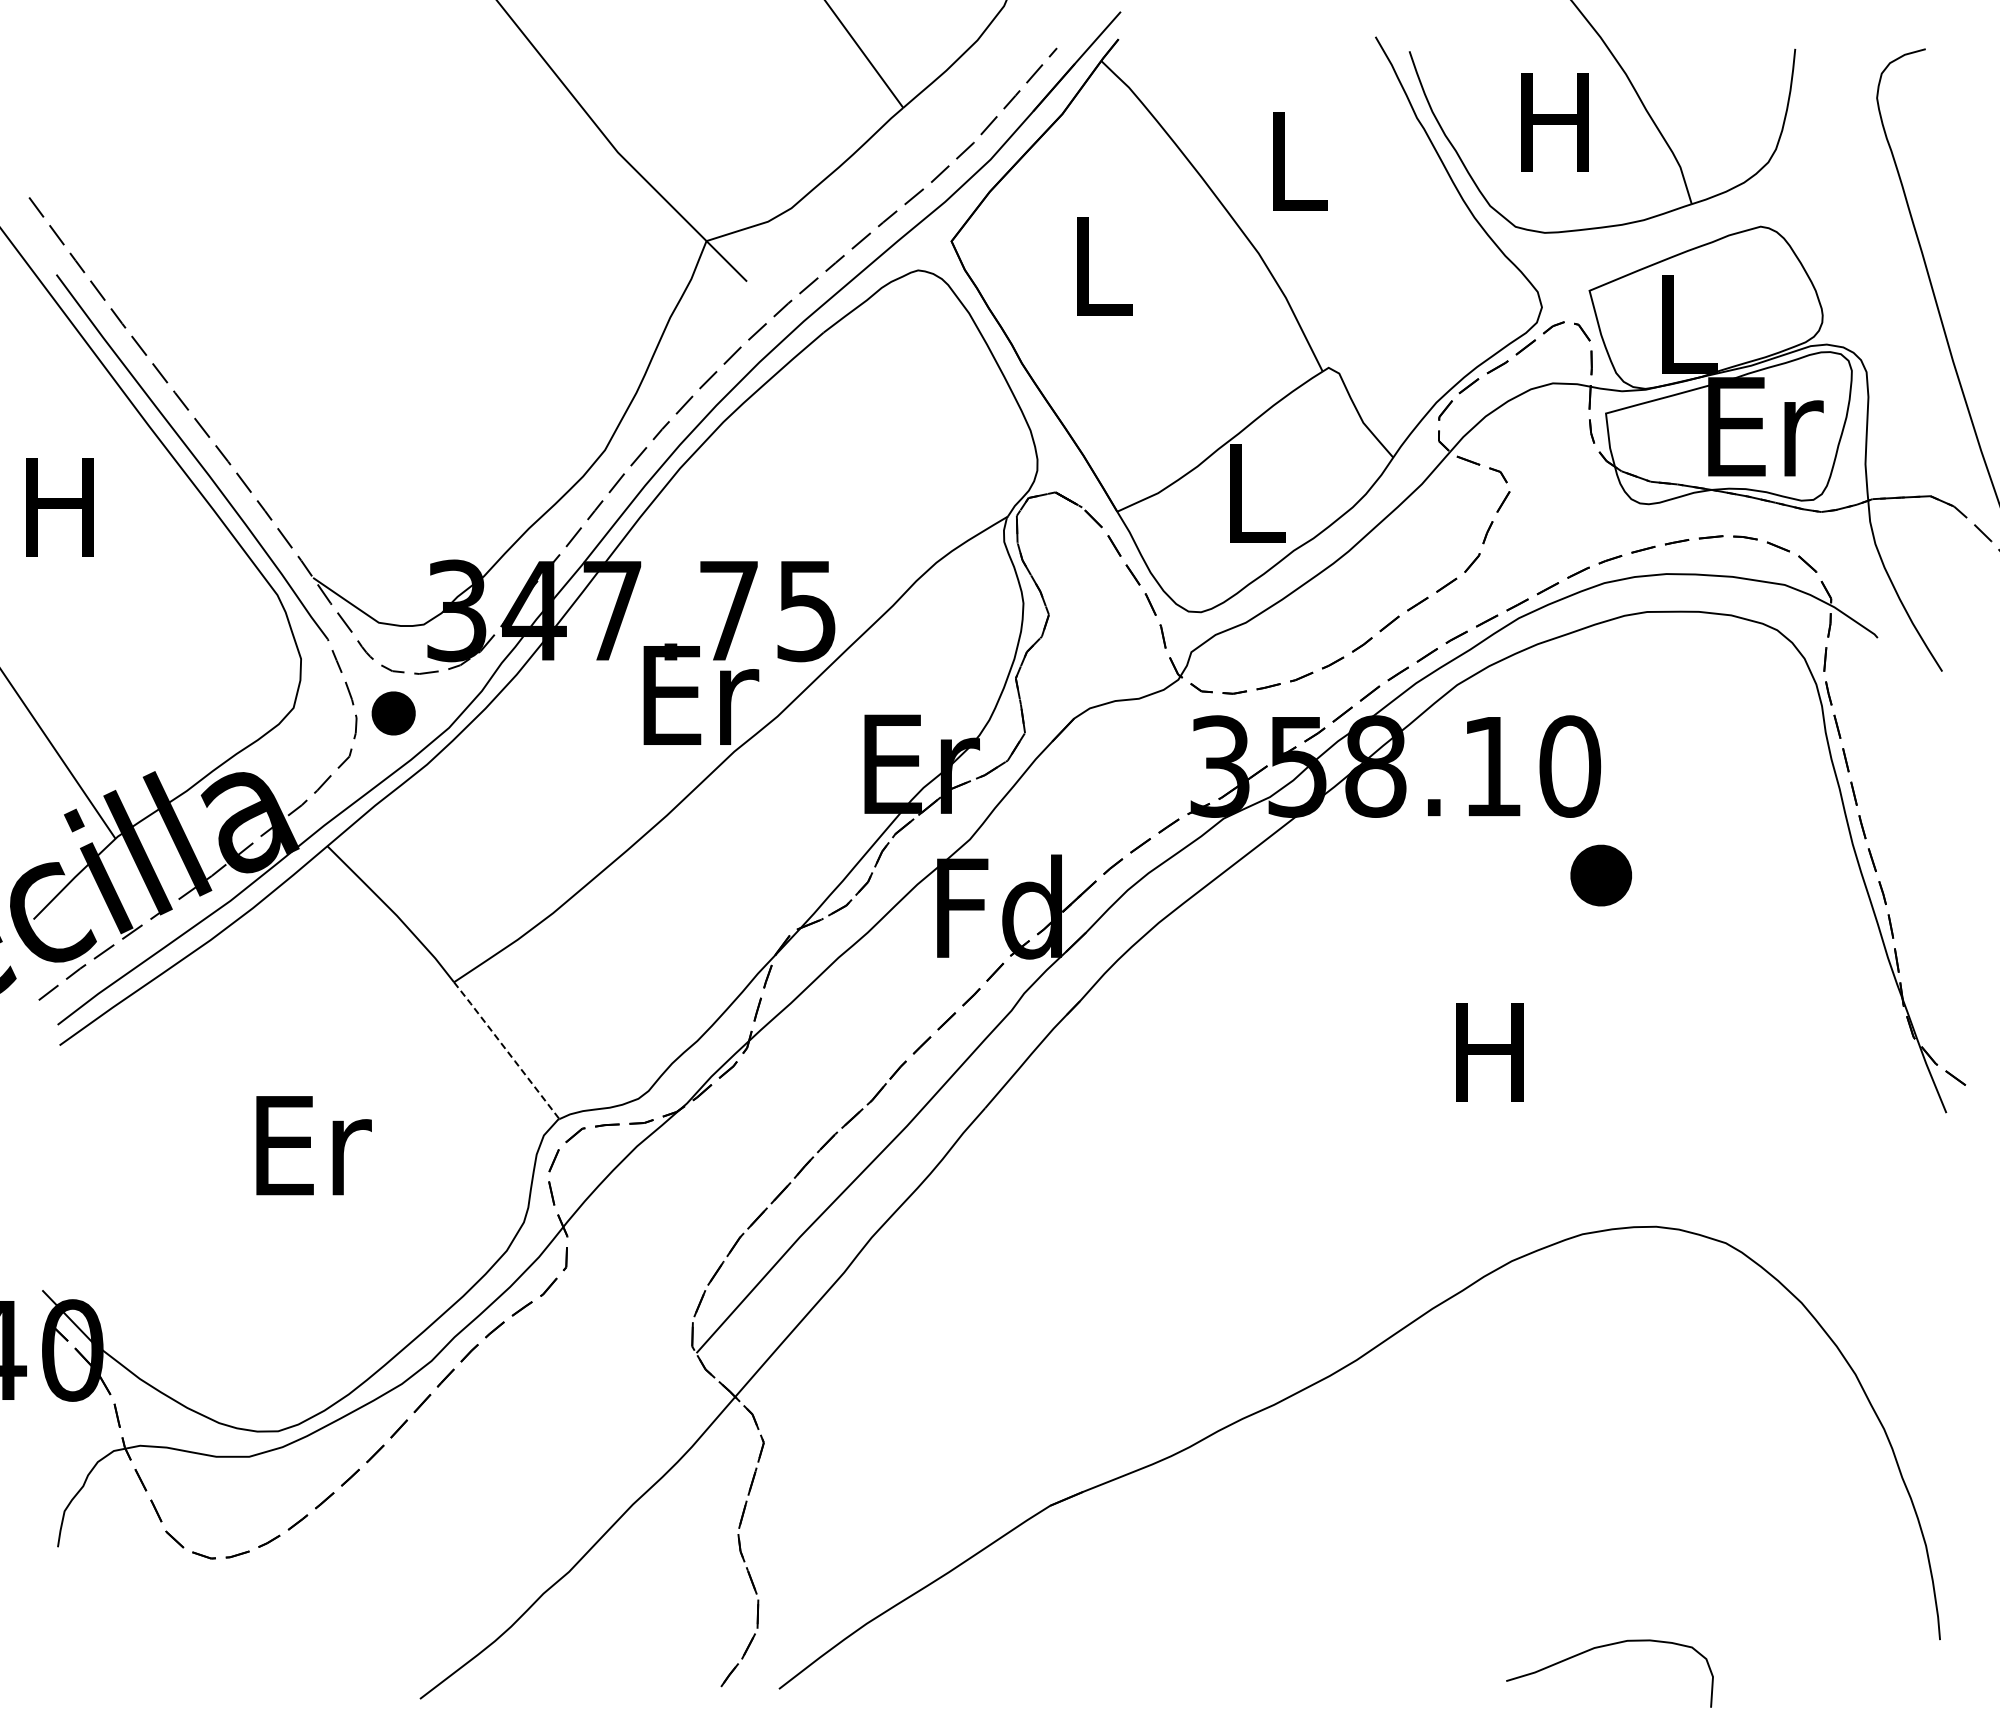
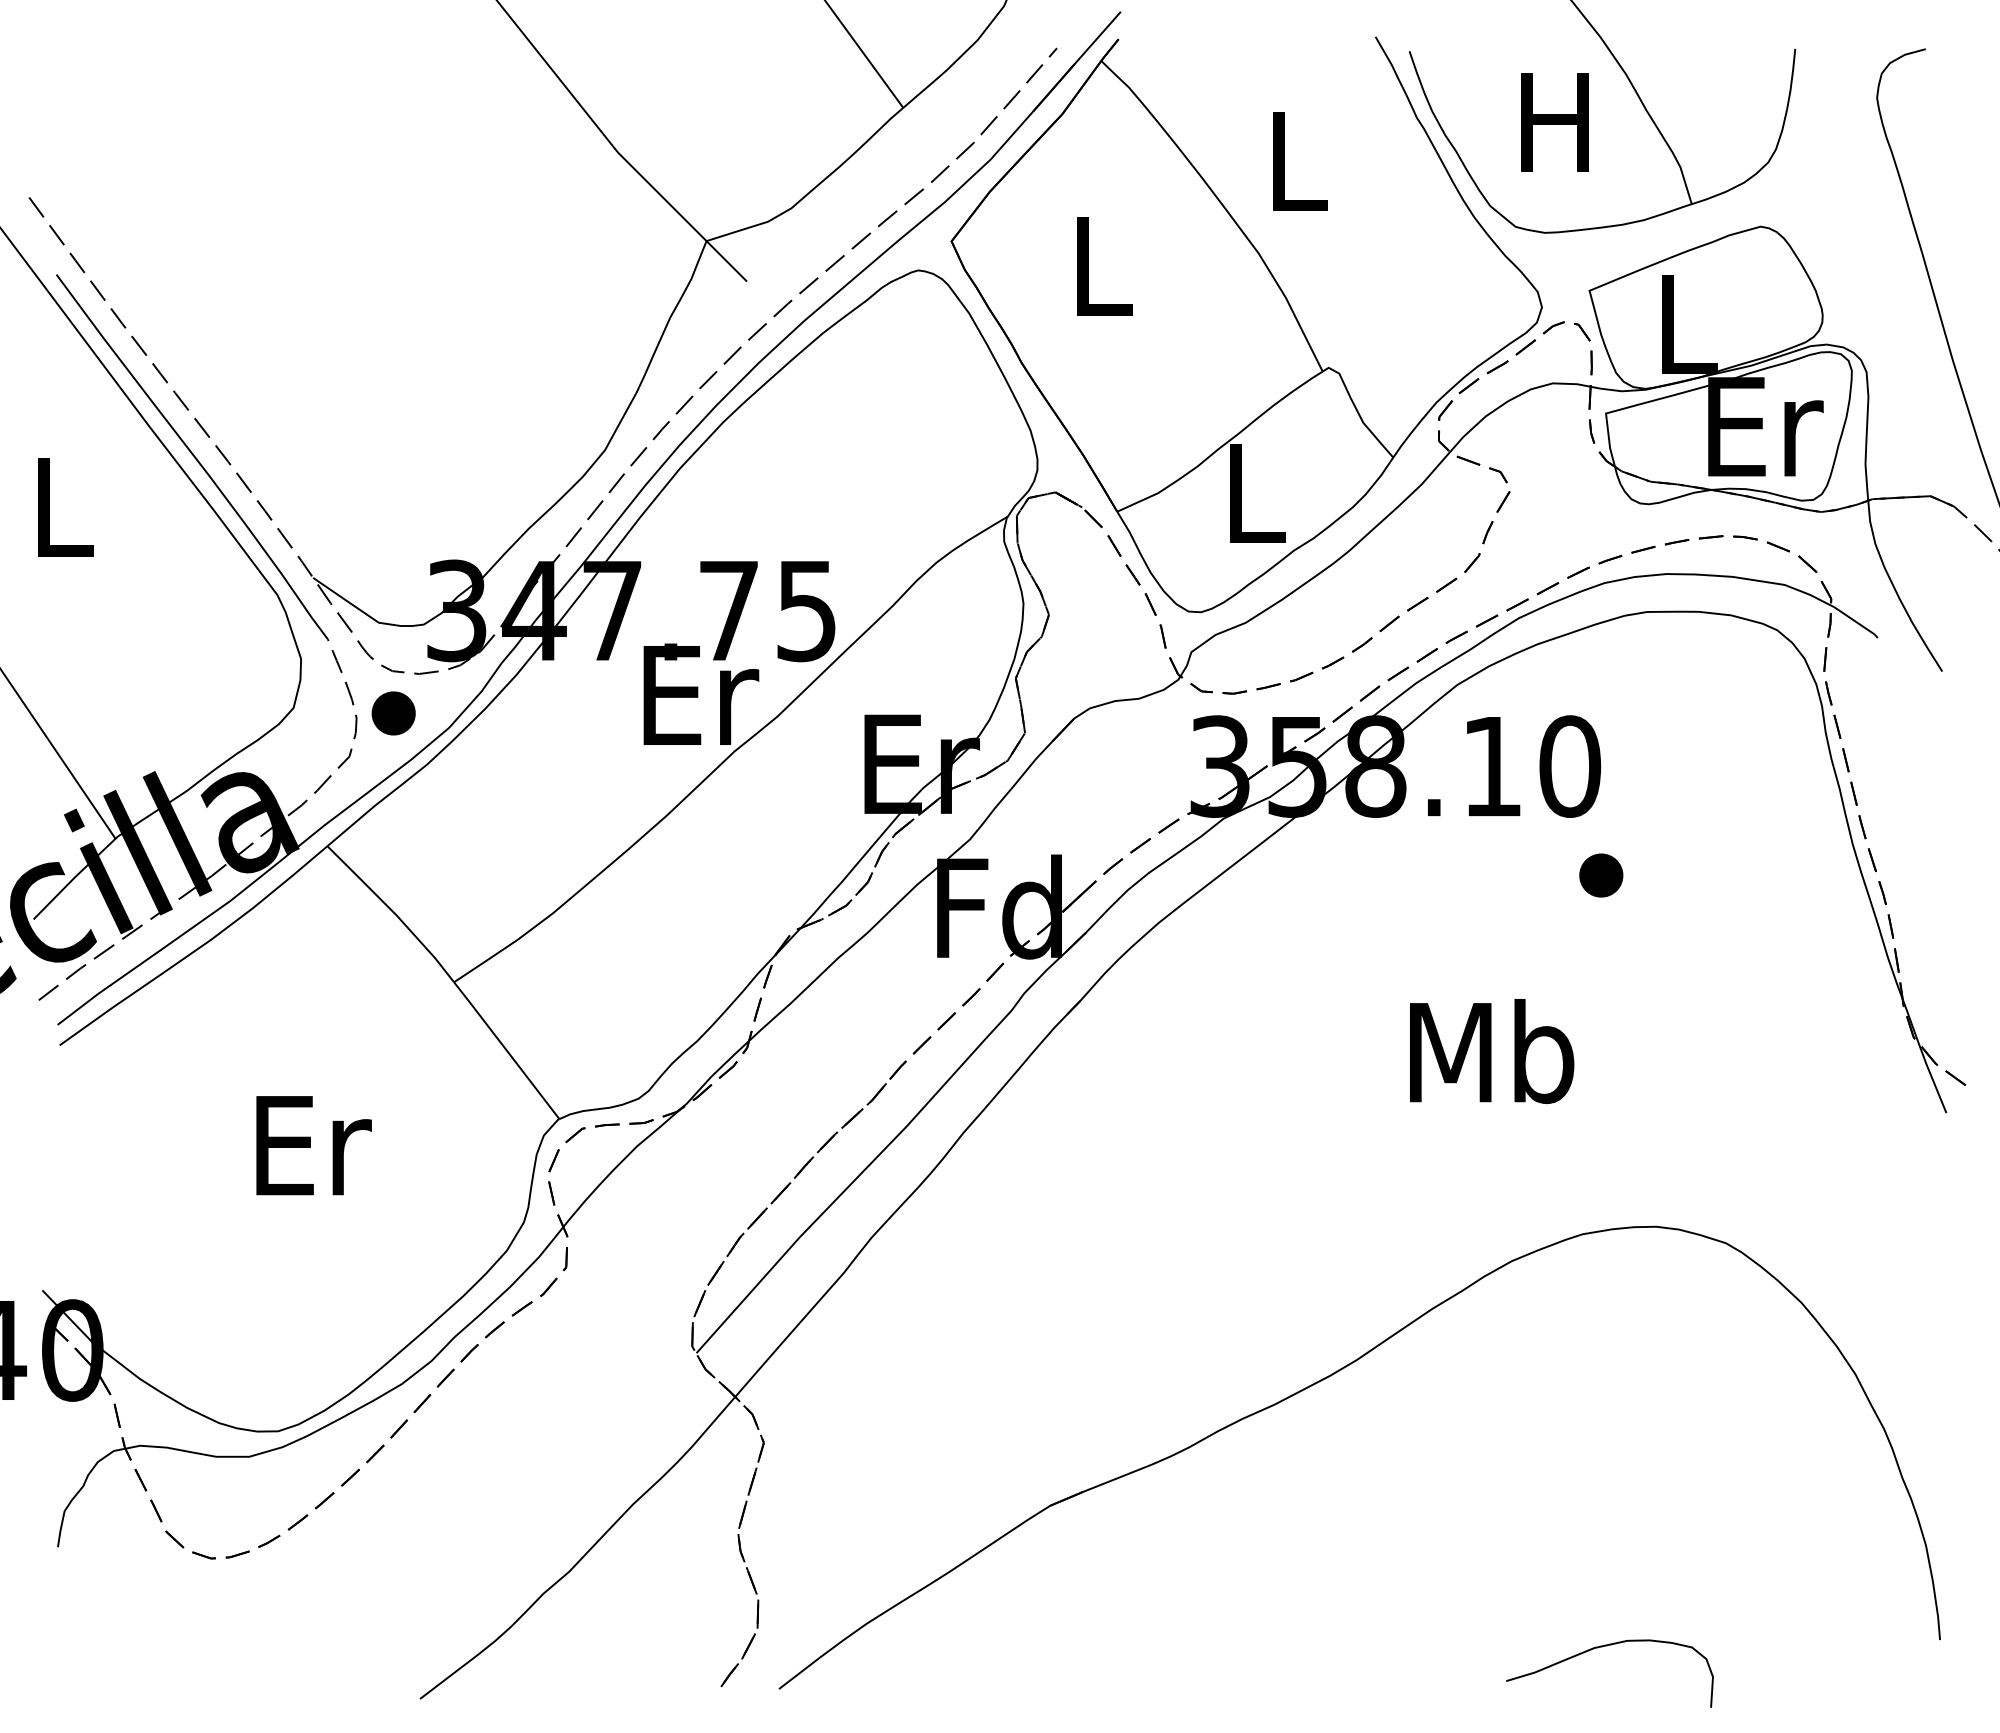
text: H -> L (59, 507)
part size: 62x63 px -> 45x45 px (1601, 875)
line: dashed -> solid (506, 1050)
text: H -> Mb (1492, 1051)
